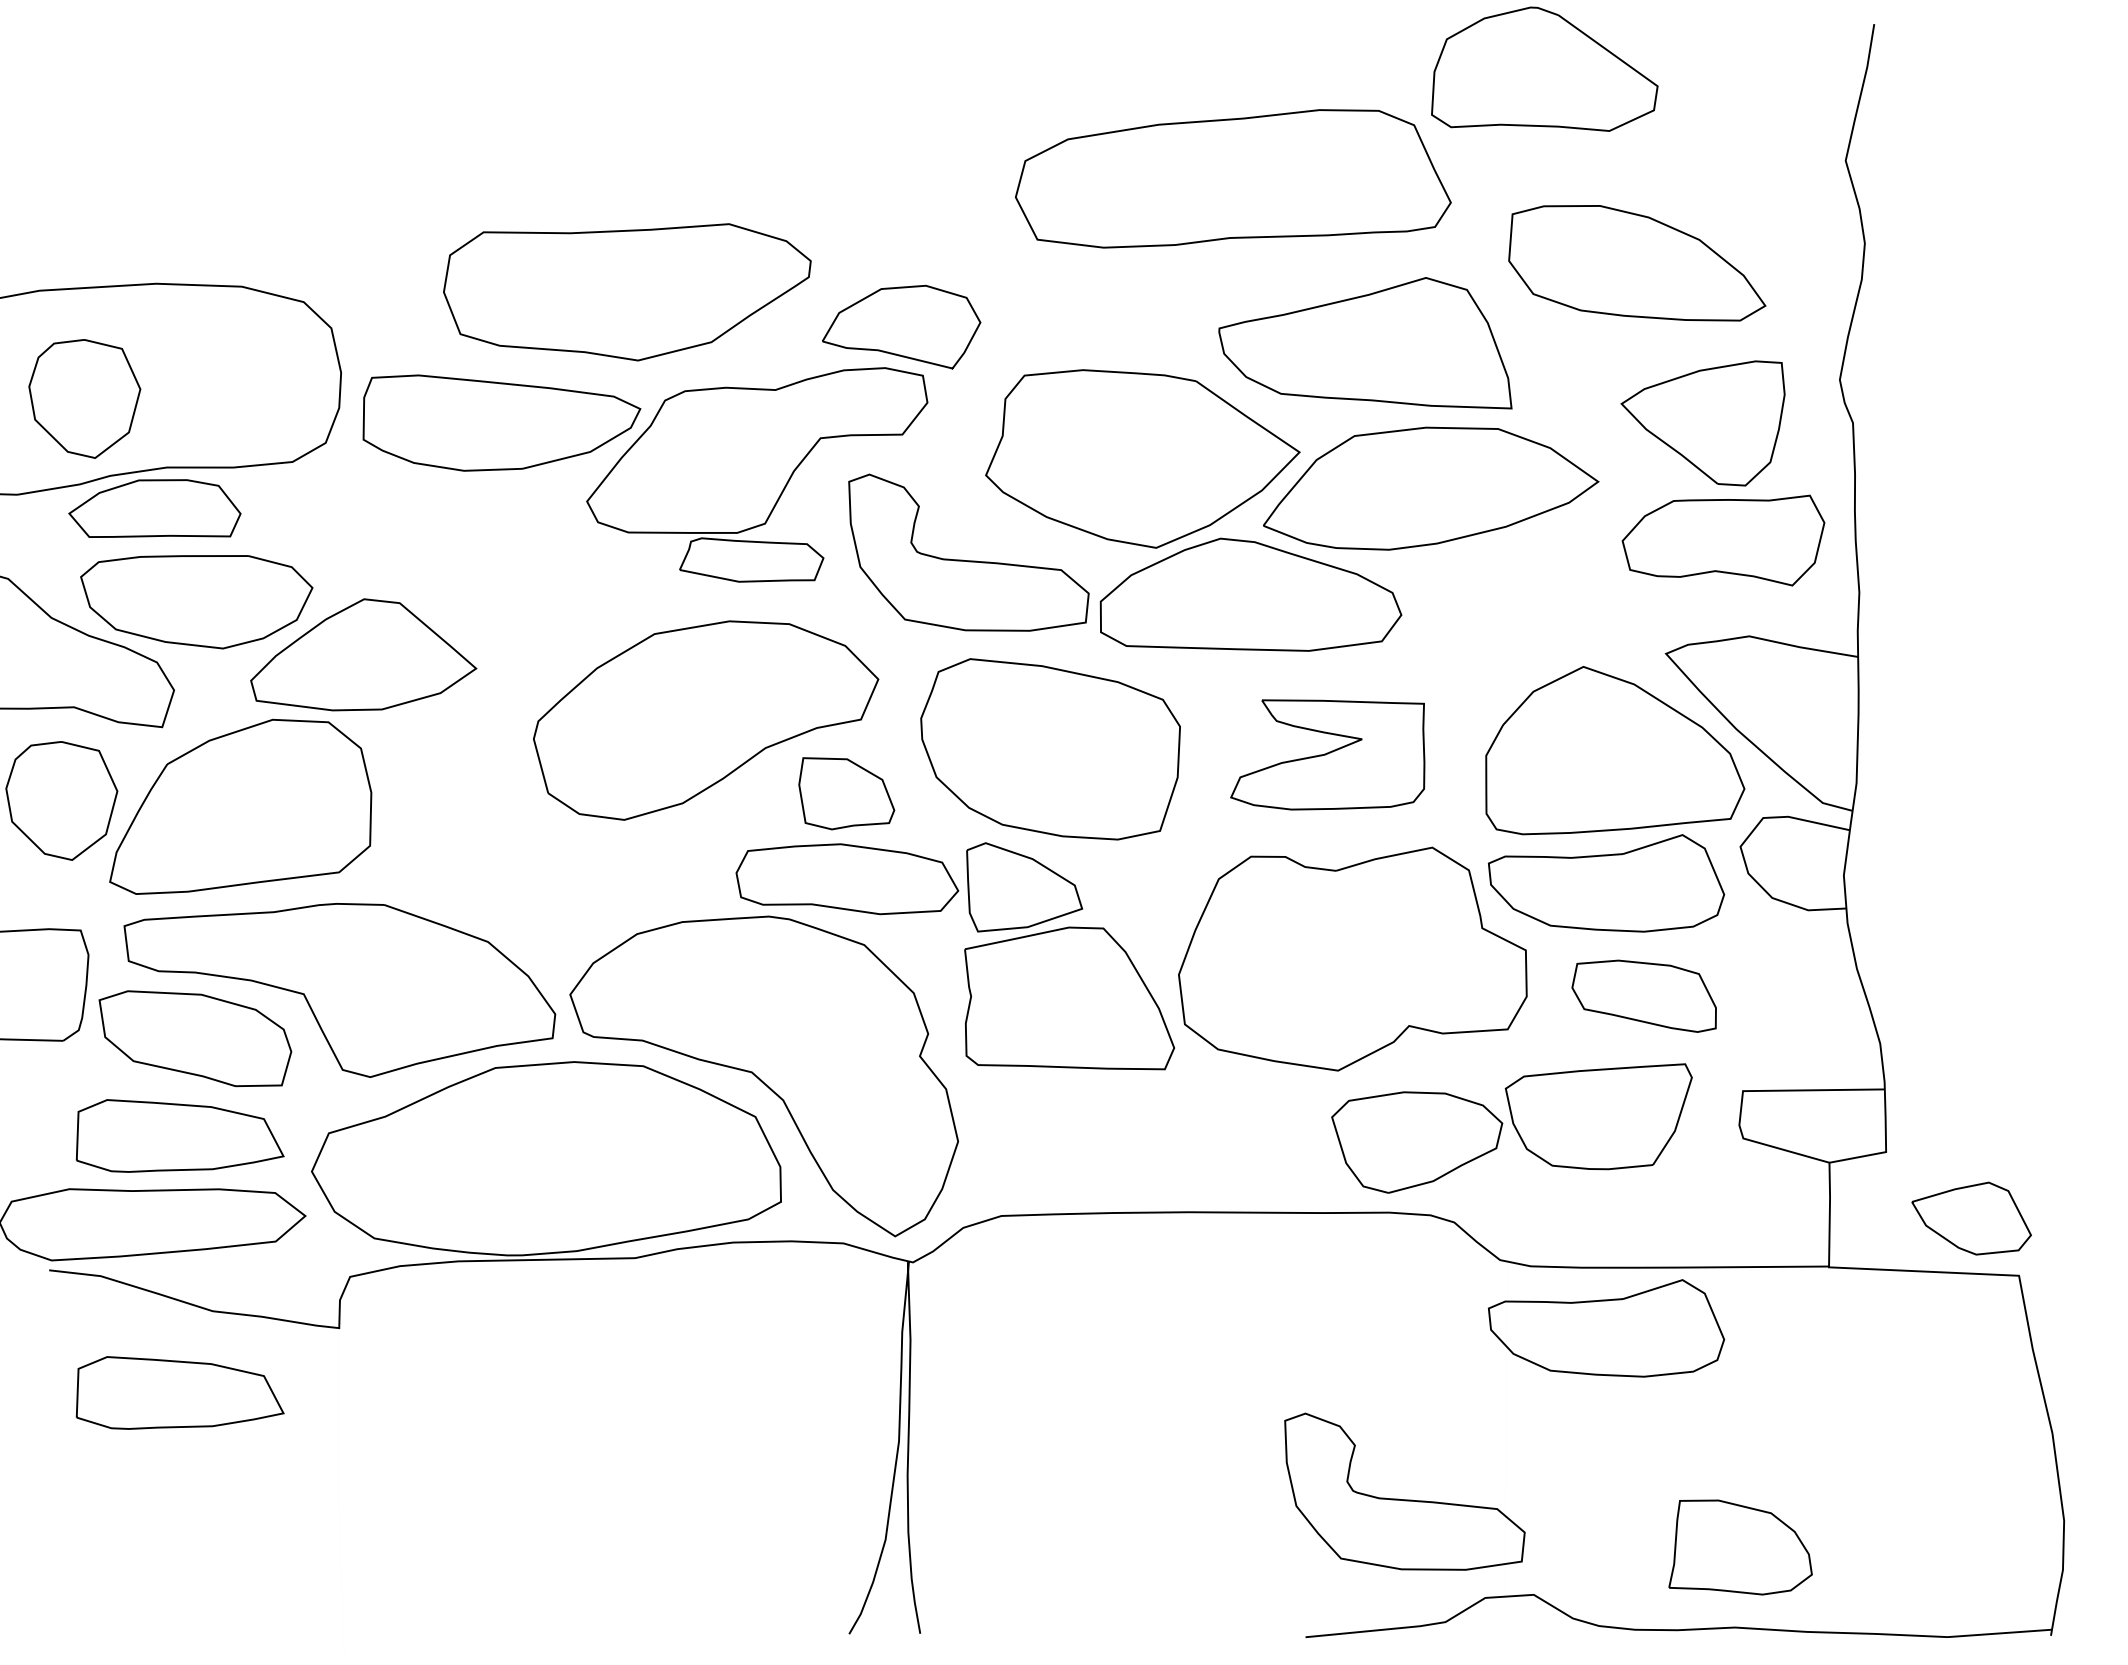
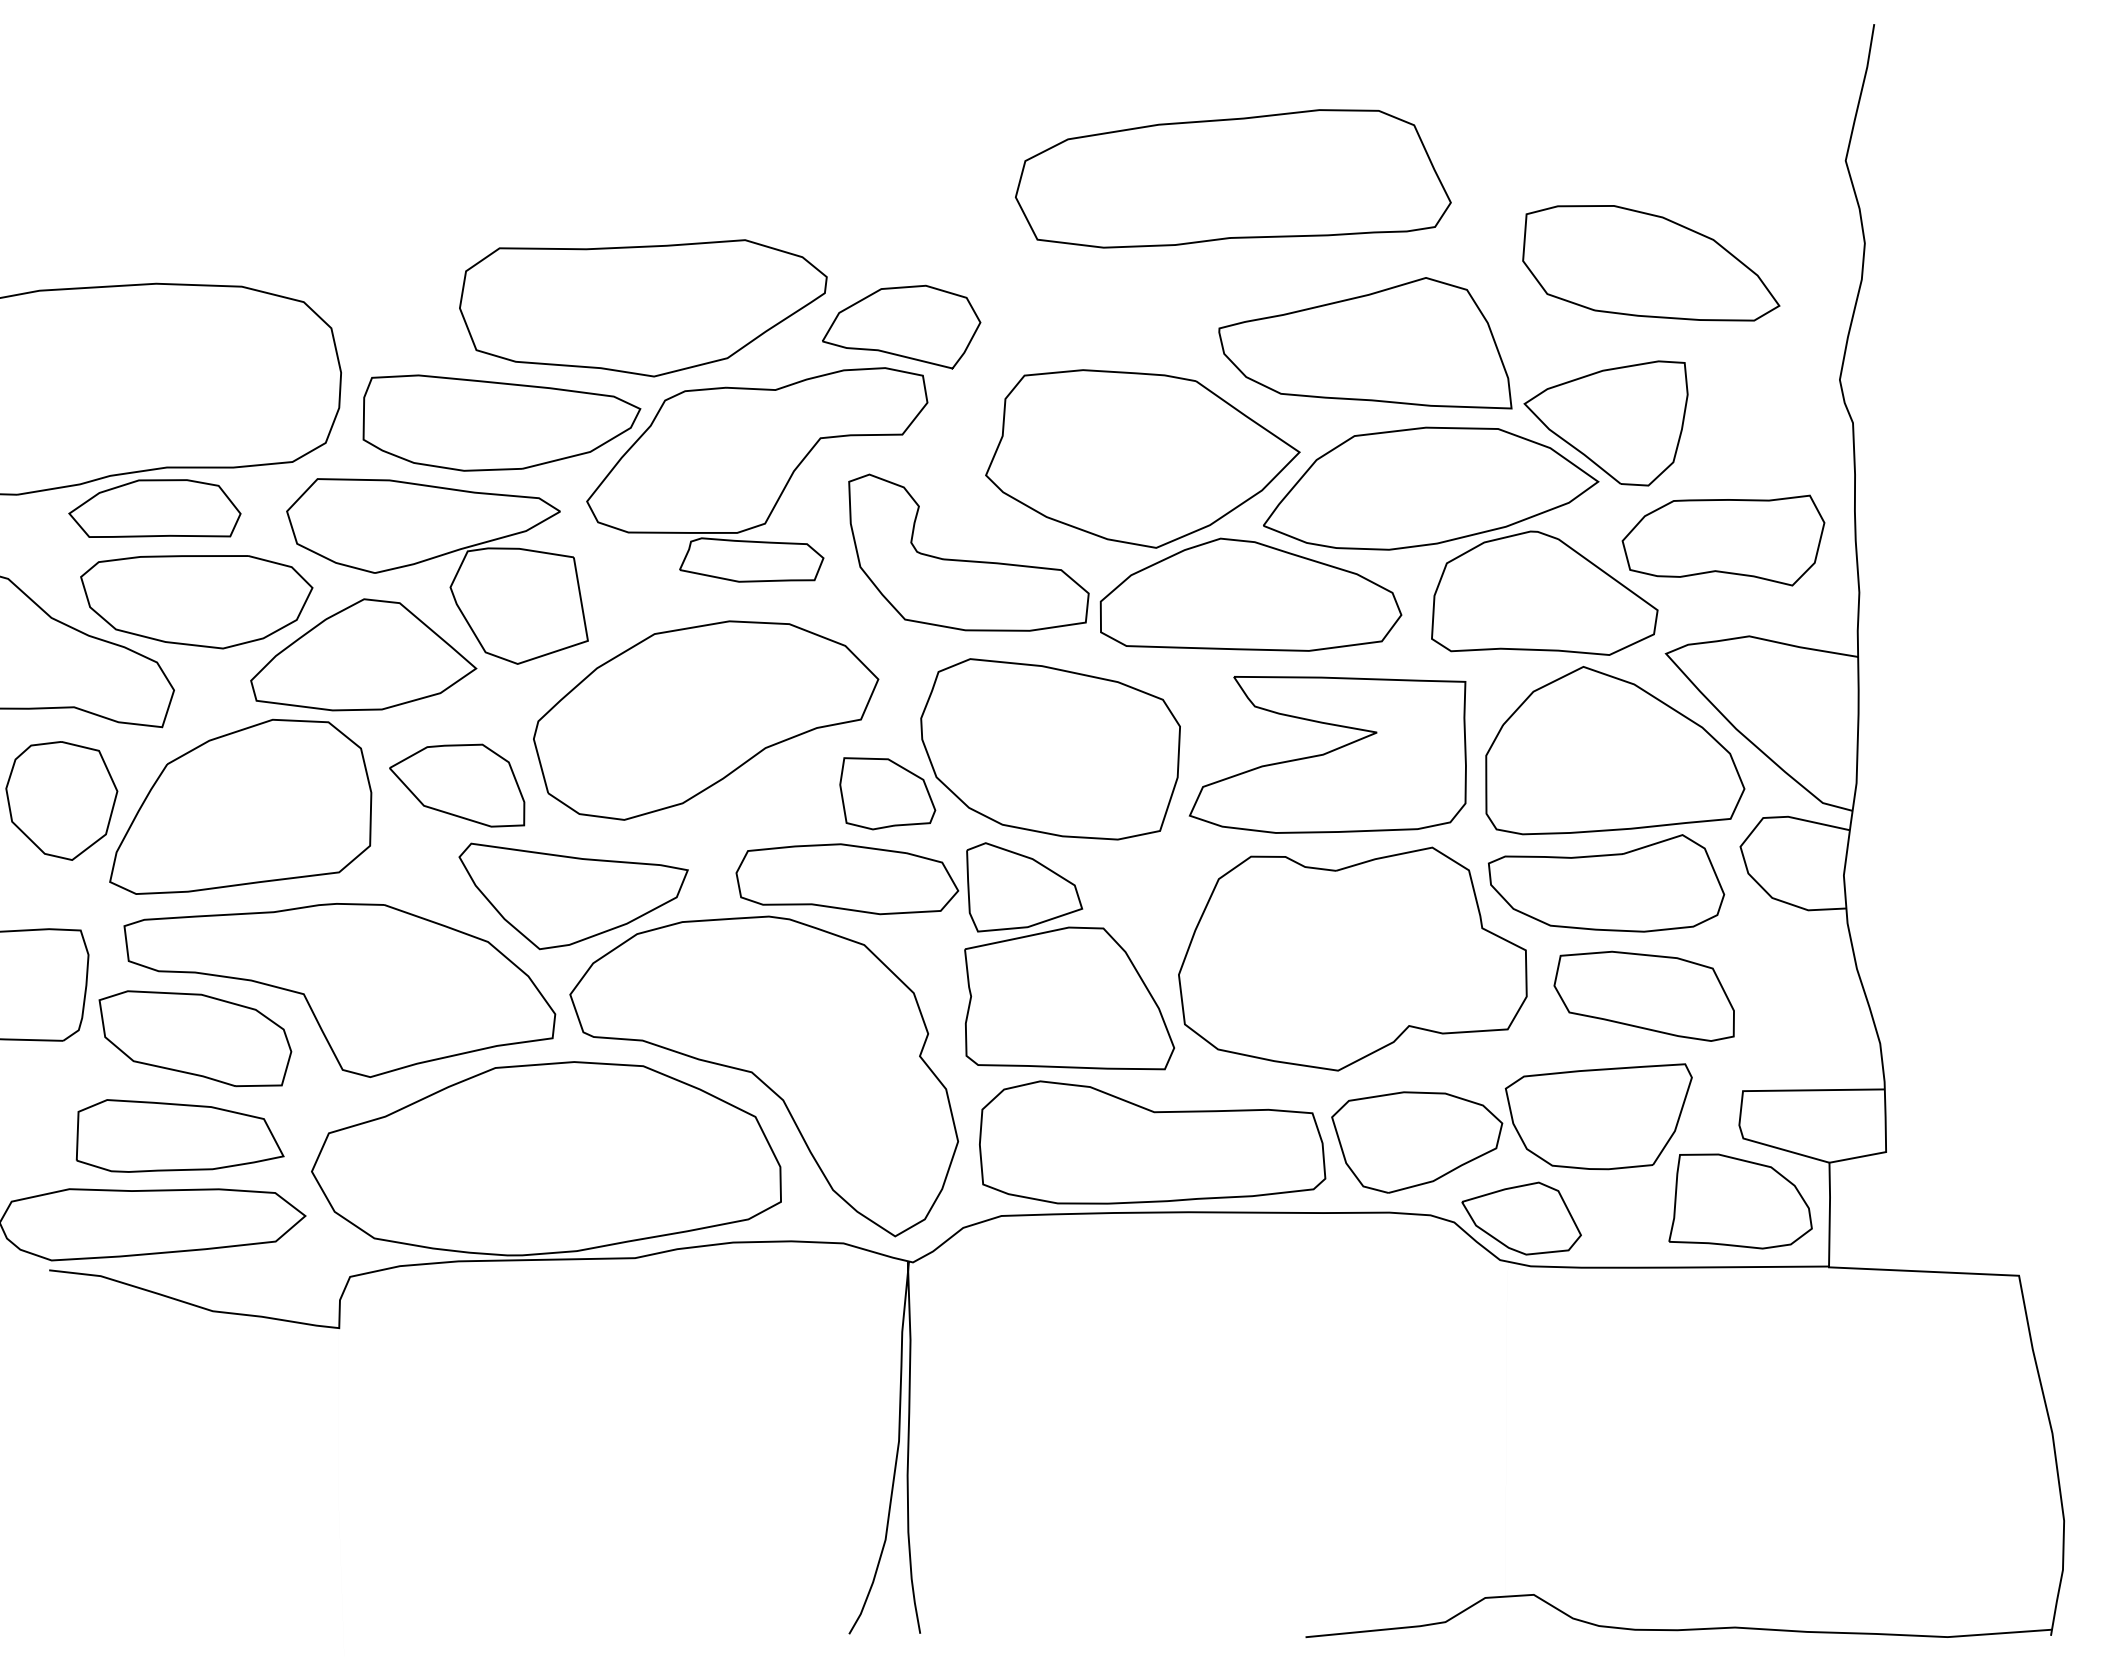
part position: (1544, 68) -> (1544, 592) (1544, 592)
part position: (1637, 263) -> (1651, 263) (1651, 263)
part position: (627, 292) -> (643, 308) (643, 308)
part: present -> none (84, 398)
part position: (1702, 423) -> (1605, 423) (1605, 423)
part: none -> present (432, 559)
part size: 196x112 px -> 279x158 px (1327, 754)
part: none -> present (457, 785)
part position: (846, 793) -> (887, 793) (887, 793)
part: none -> present (573, 896)
part size: 146x74 px -> 182x92 px (1643, 995)
part: none -> present (1152, 1142)
part position: (1971, 1218) -> (1521, 1218) (1521, 1218)
part: present -> none (1606, 1328)
part: present -> none (179, 1392)
part: present -> none (1404, 1499)
part position: (1740, 1547) -> (1740, 1201) (1740, 1201)
